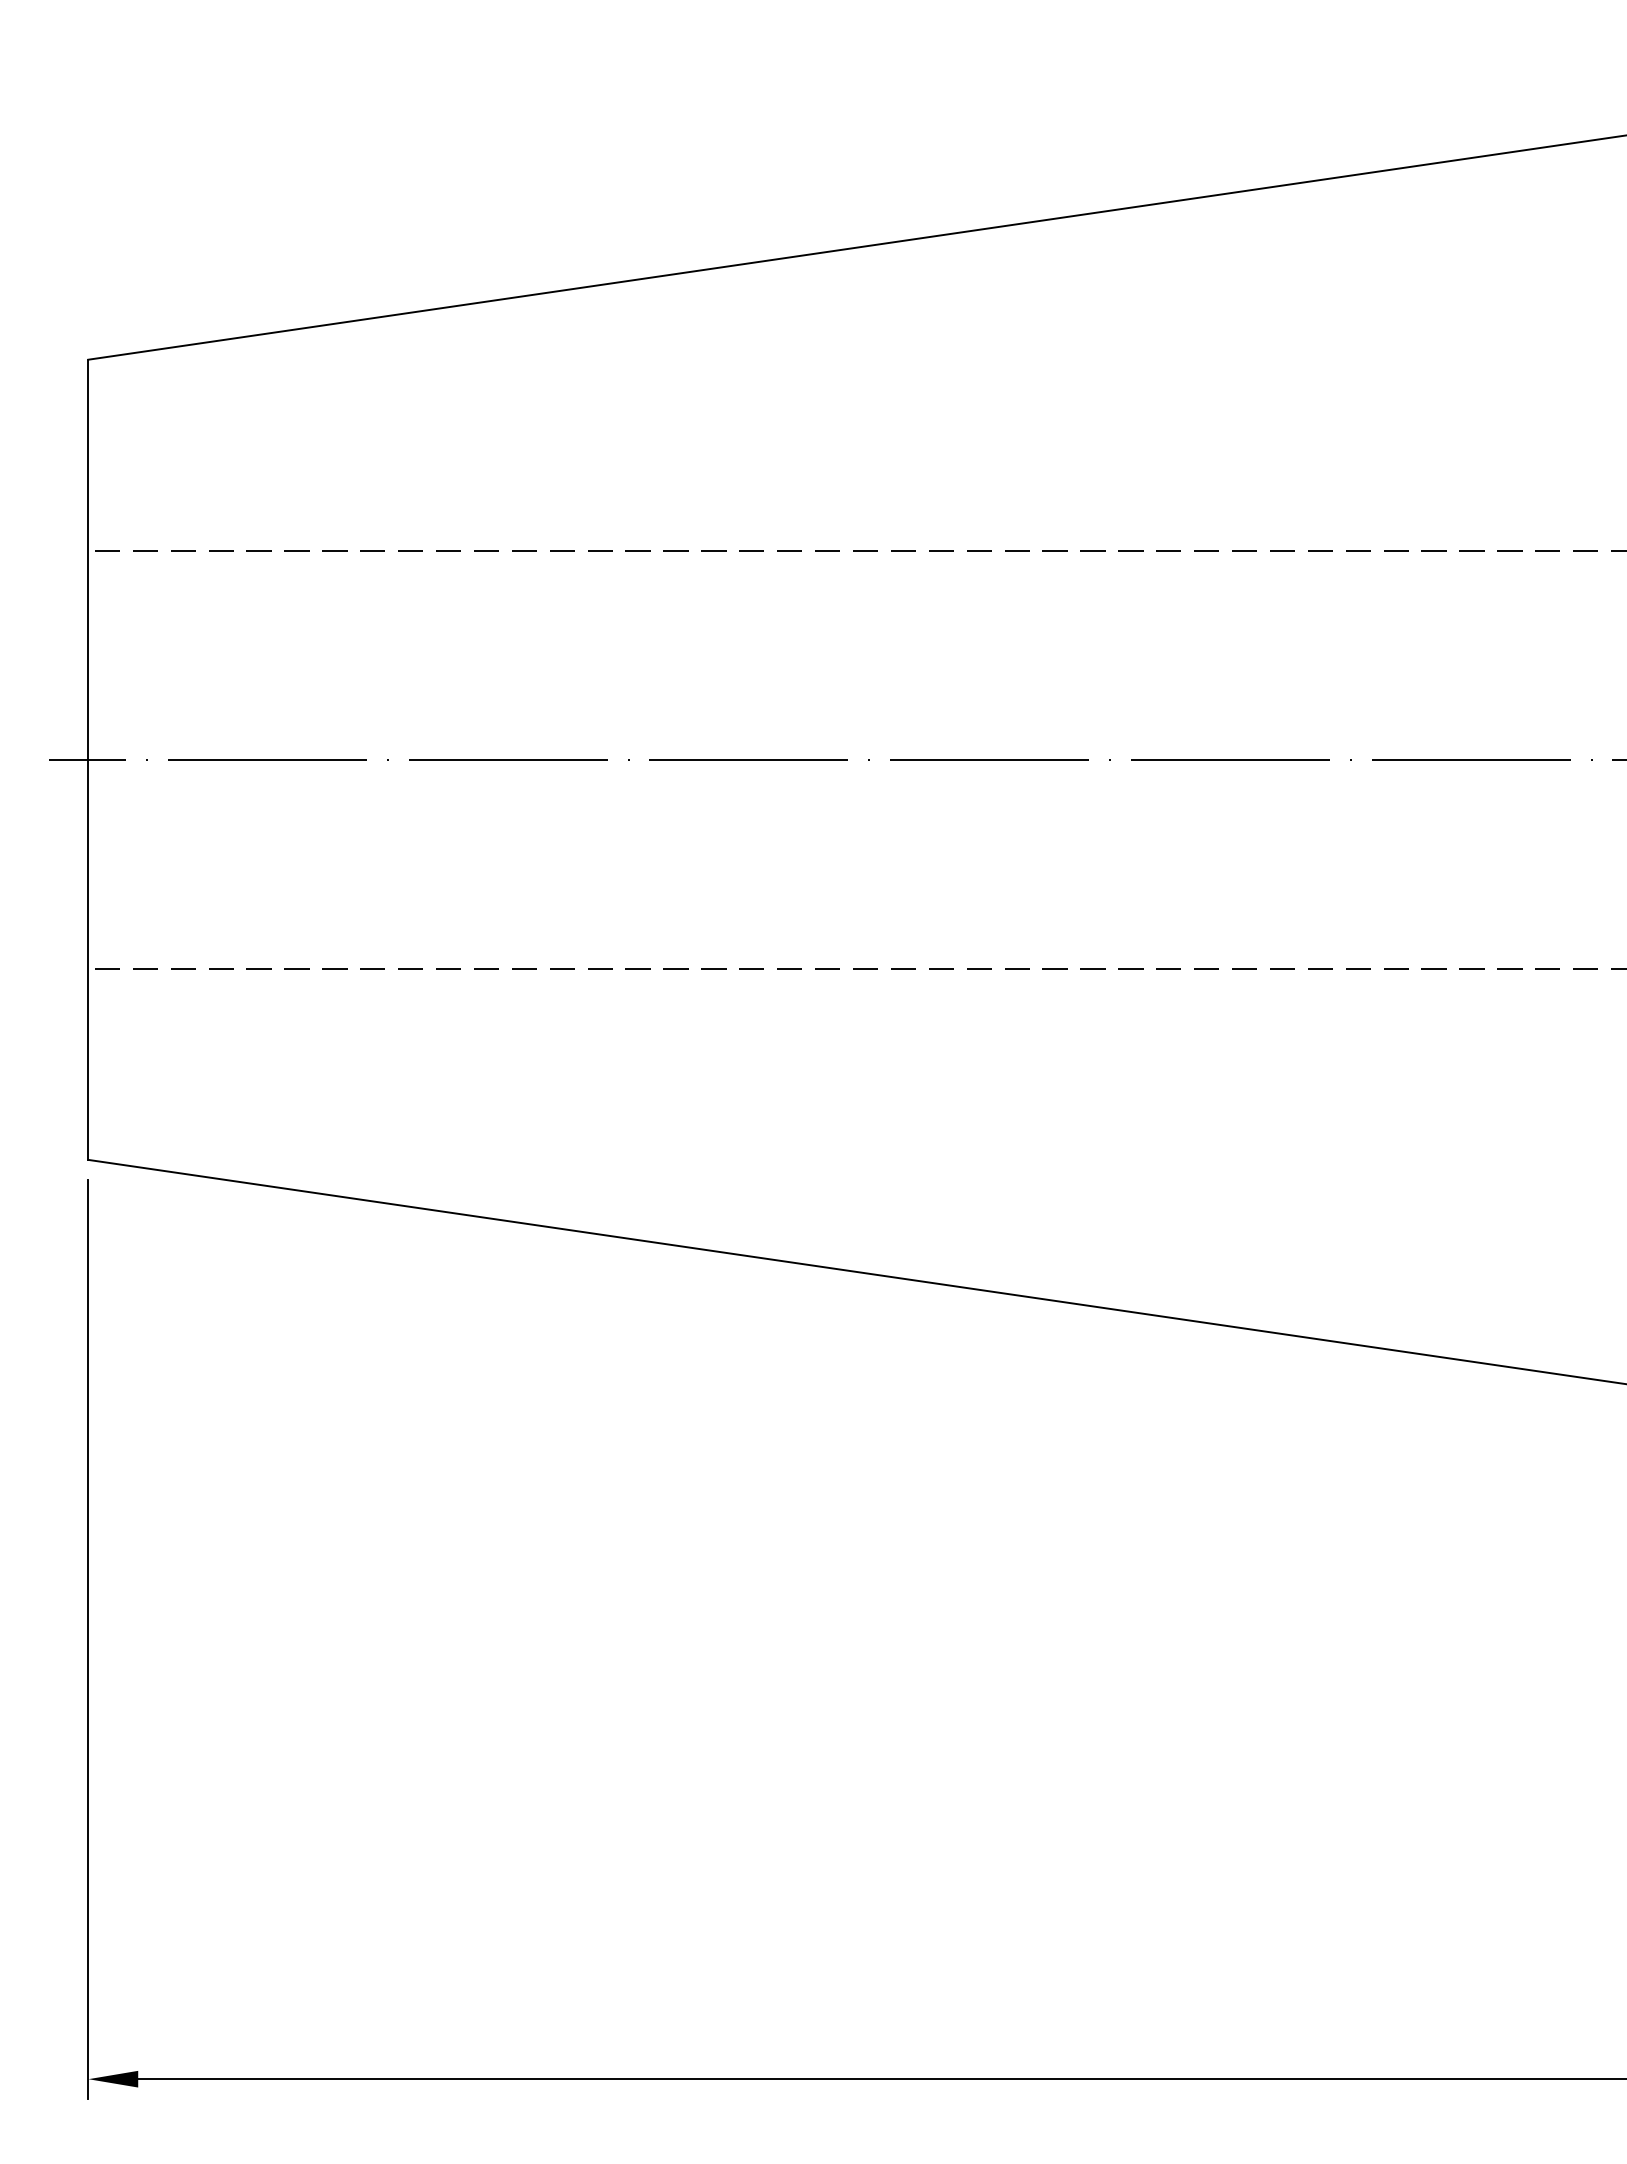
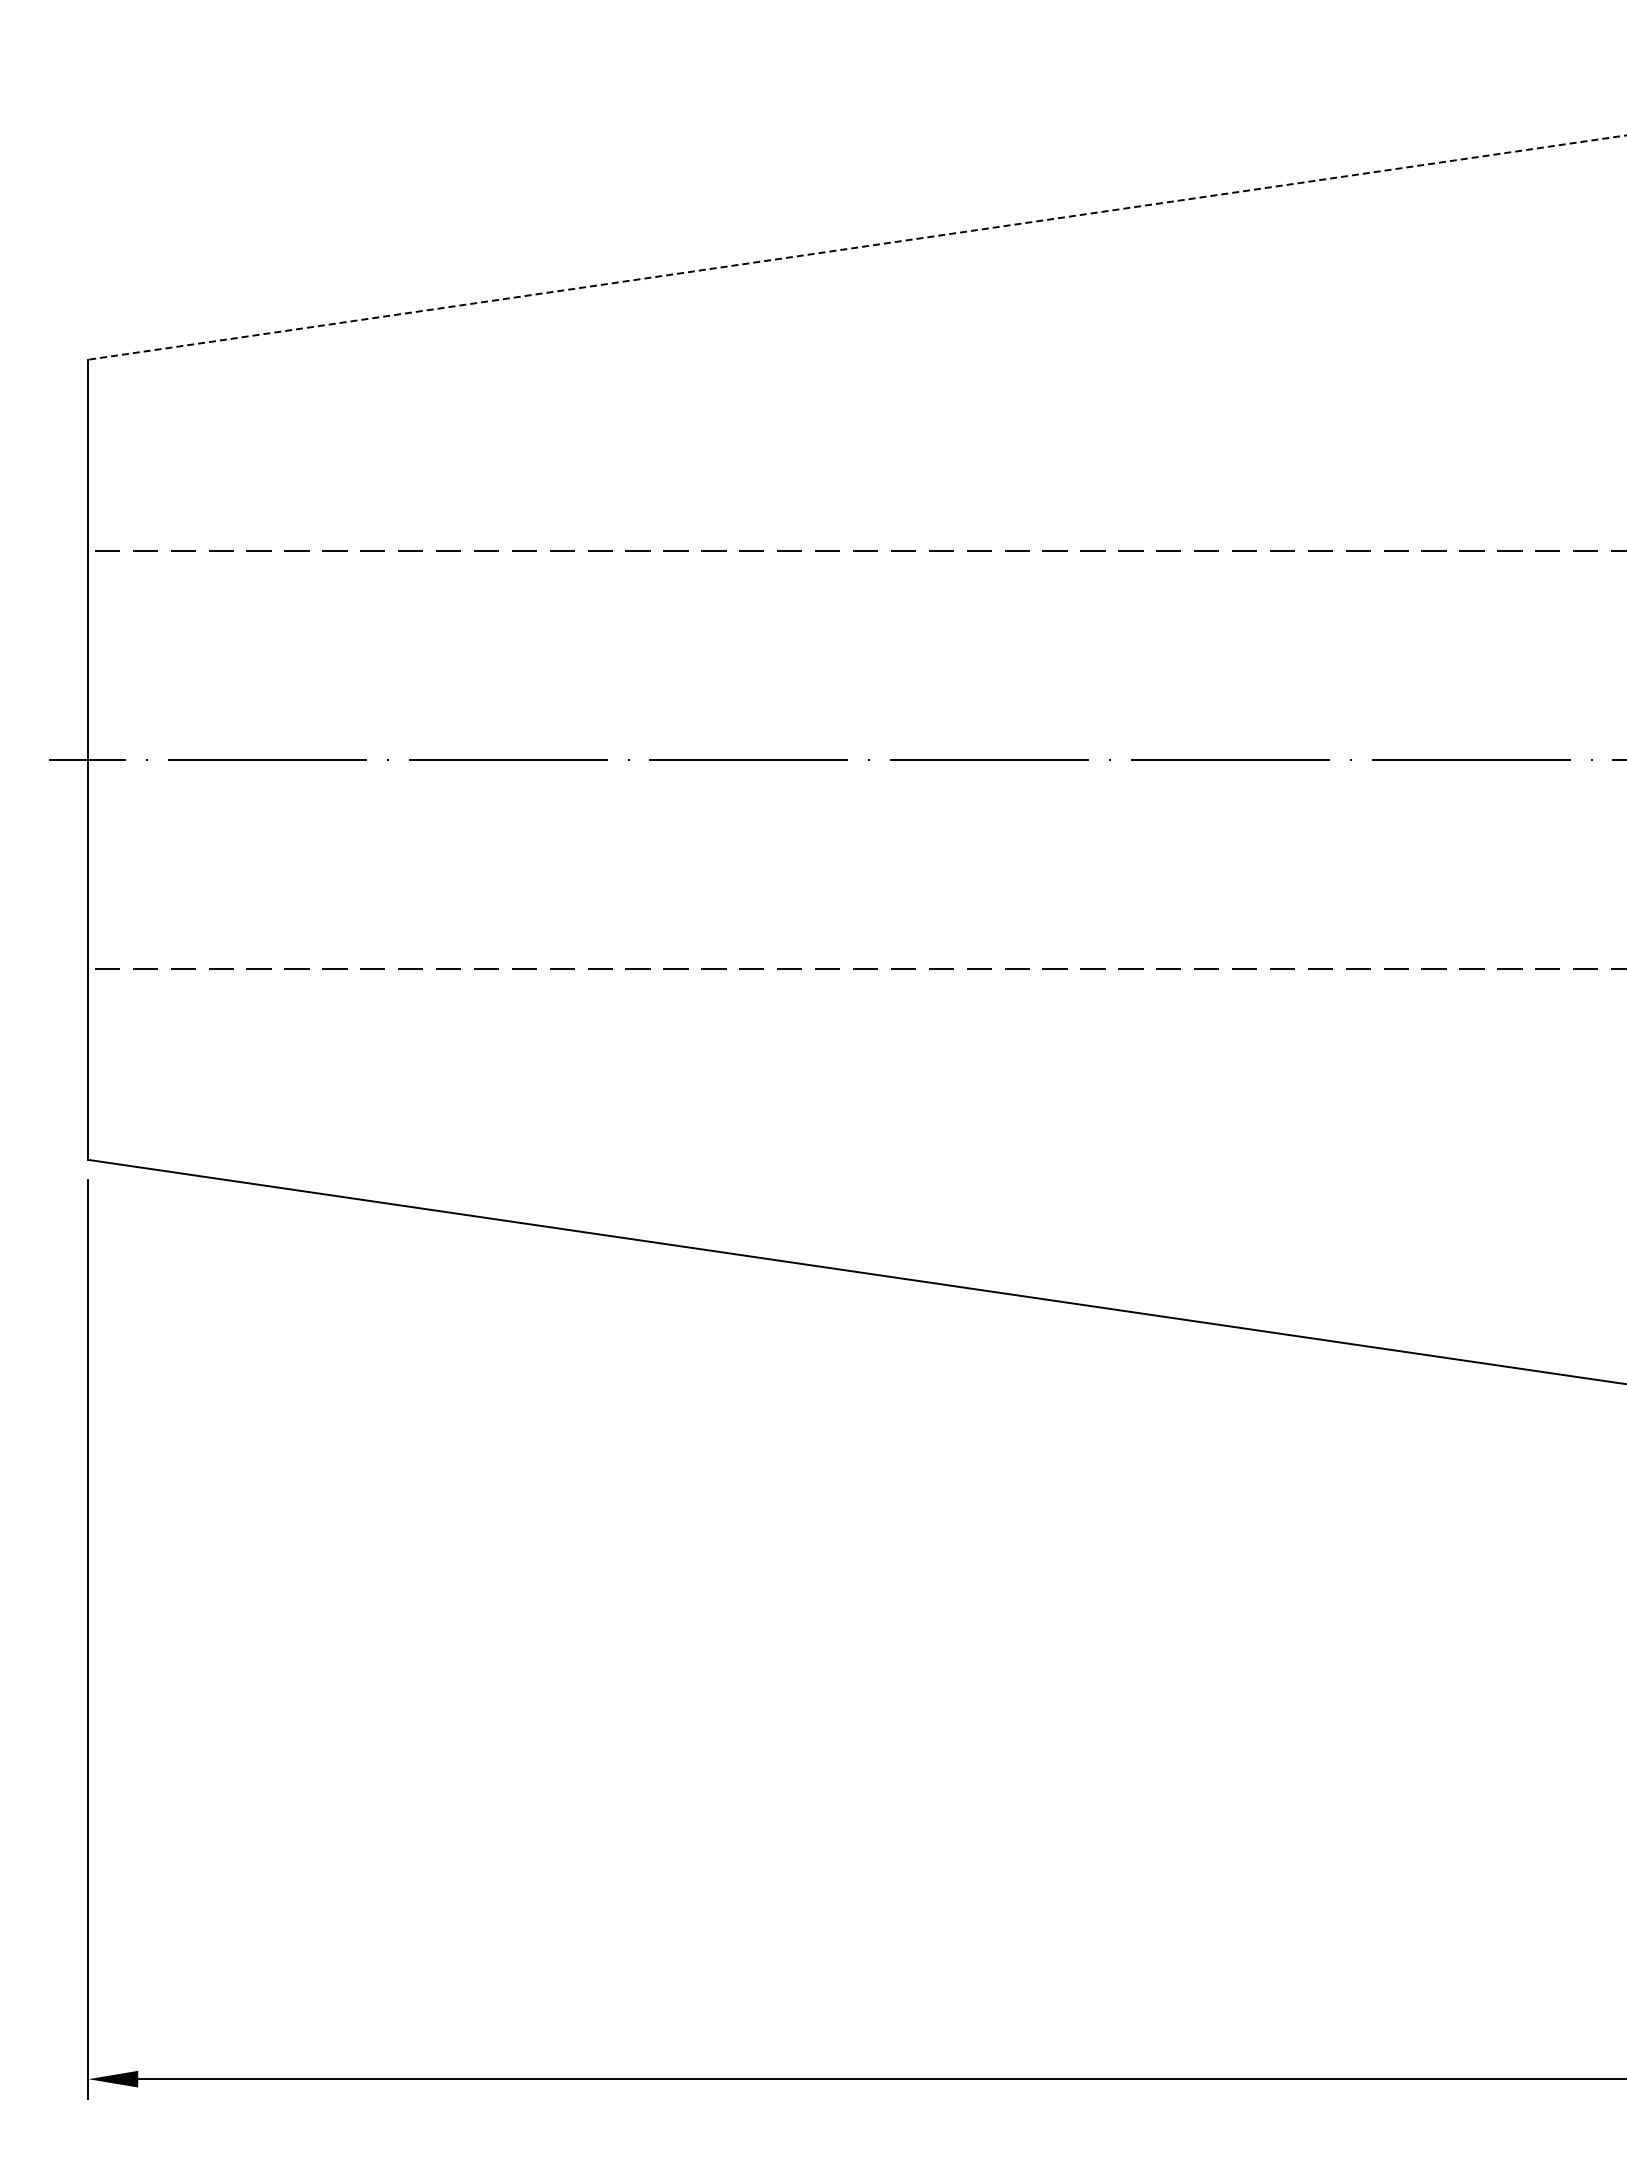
line: solid -> dashed (857, 247)
